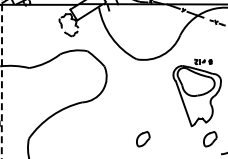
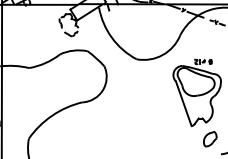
line: dashed -> solid (1, 79)
part: present -> none (143, 139)
